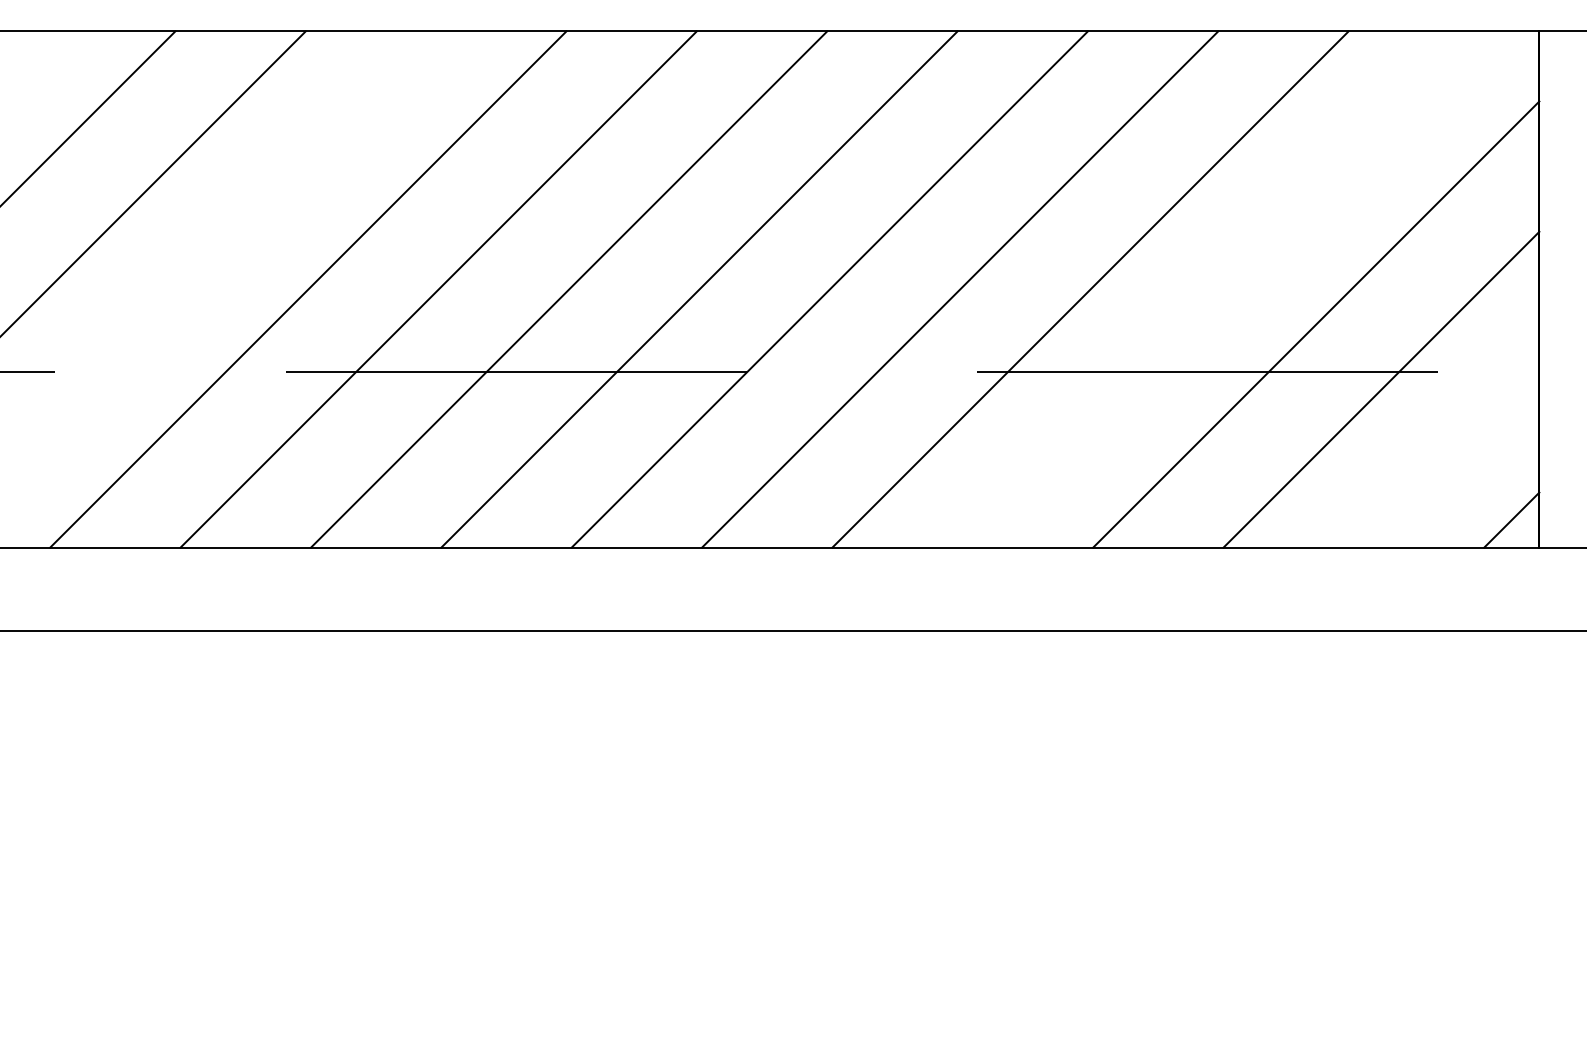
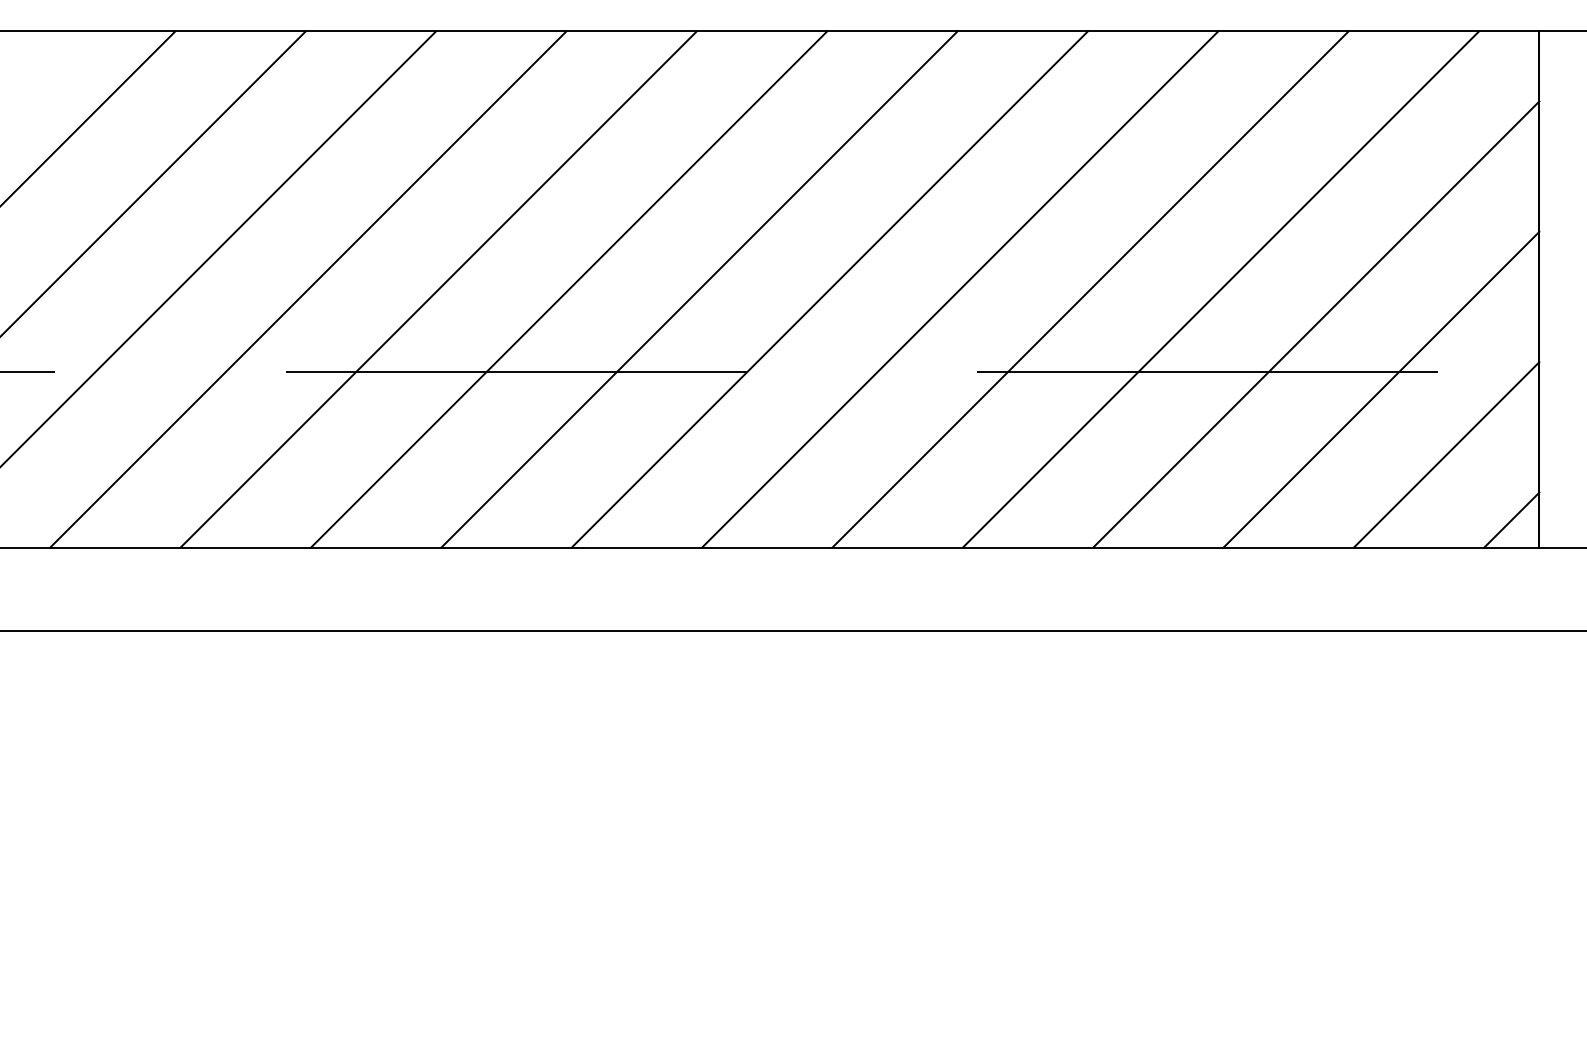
line: none -> present (219, 247)
line: none -> present (1220, 289)
line: none -> present (1446, 454)
